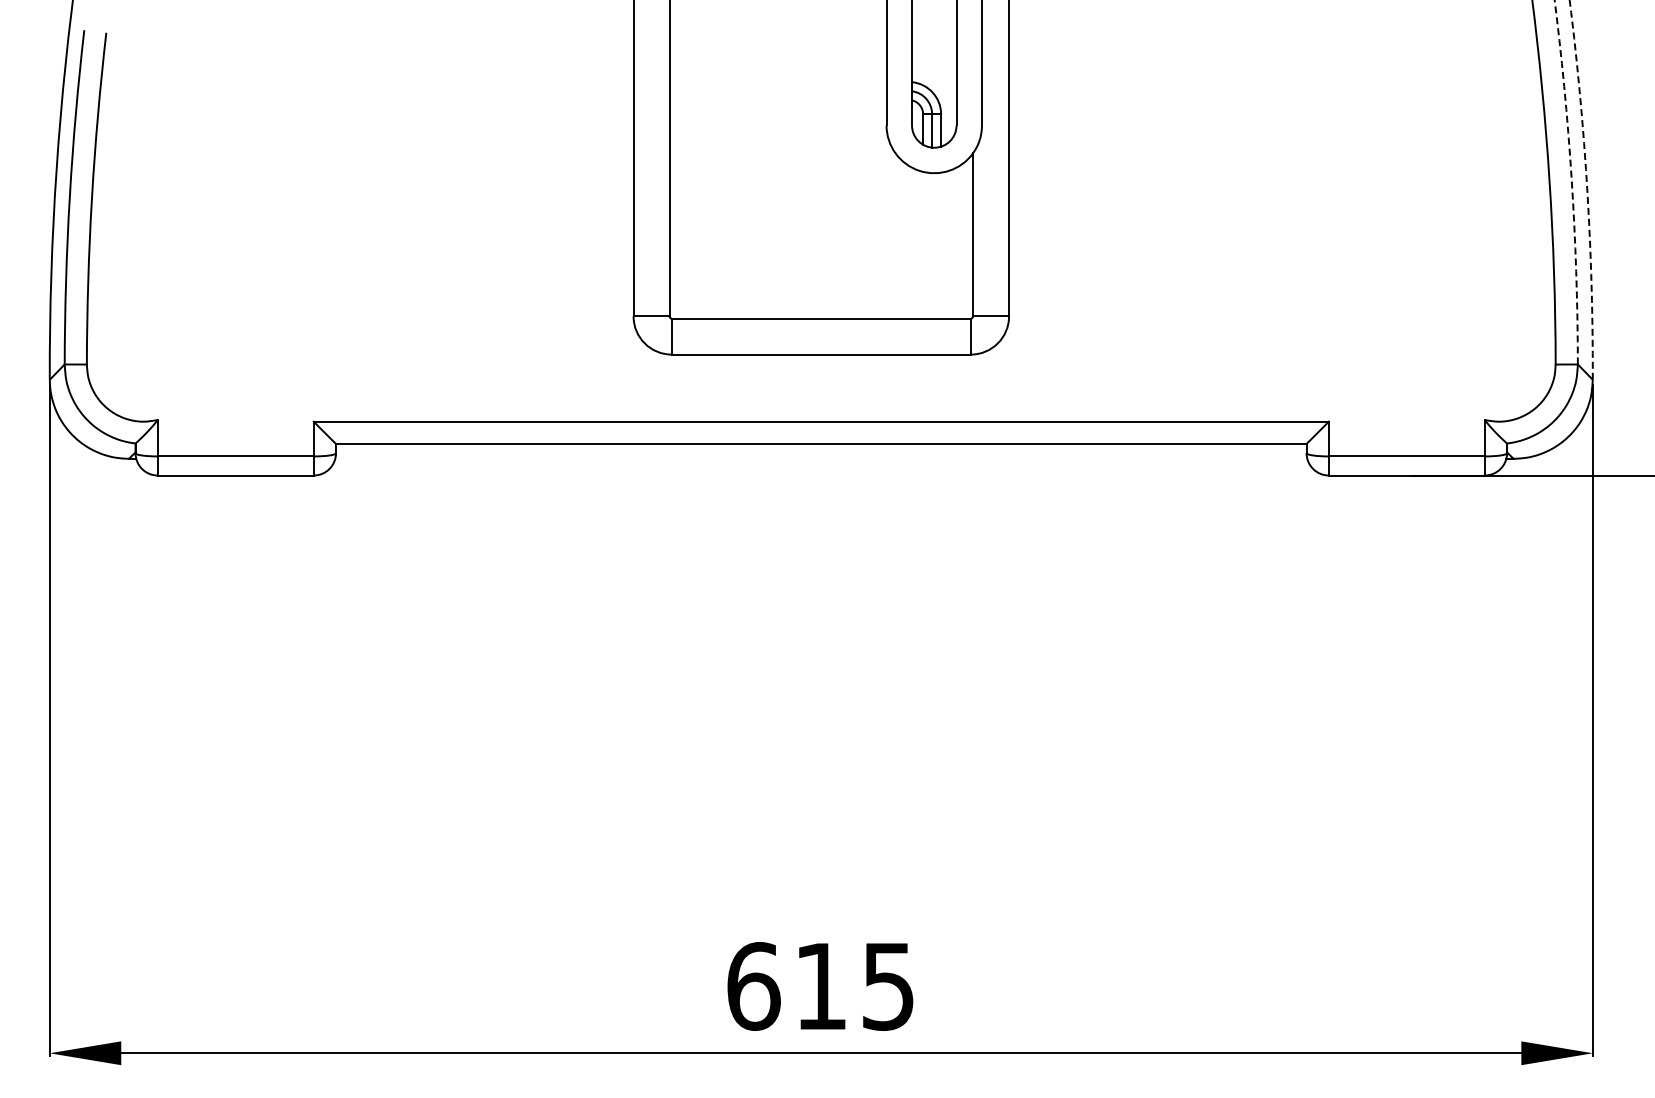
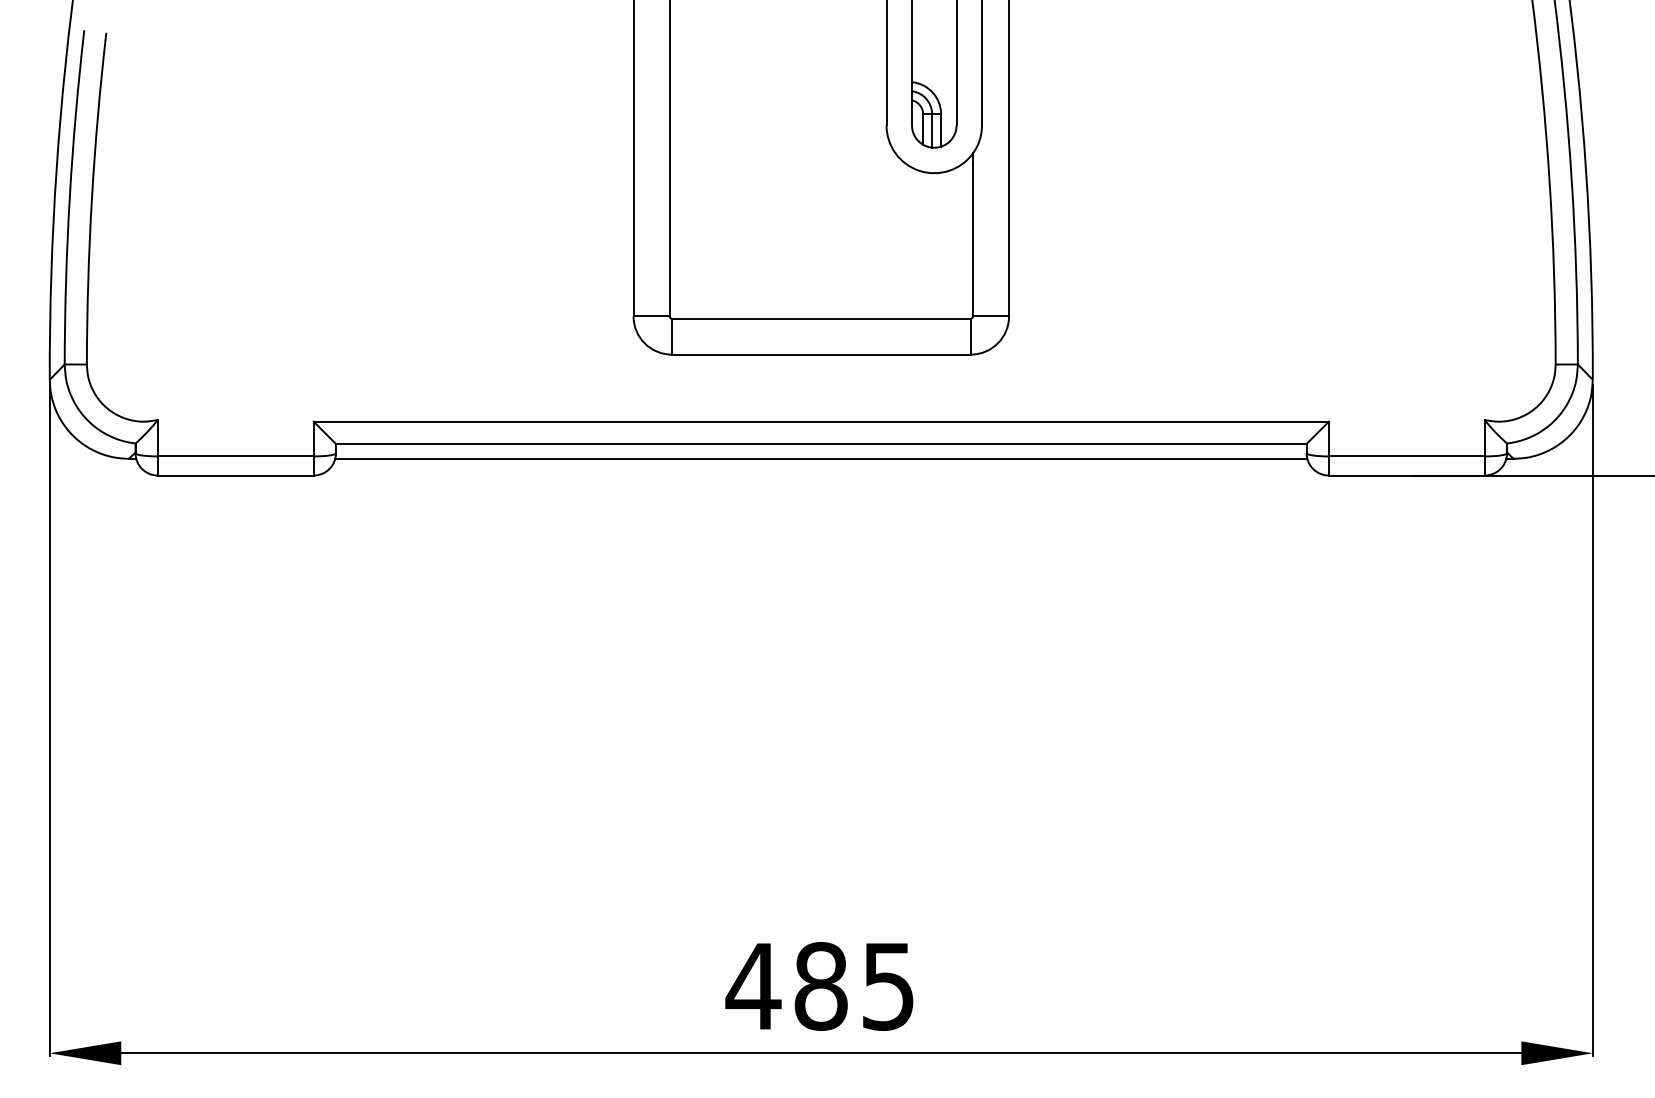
arc: dashed -> solid (1571, 181)
arc: dashed -> solid (1587, 189)
line: none -> present (821, 458)
text: 615 -> 485 (786, 986)
